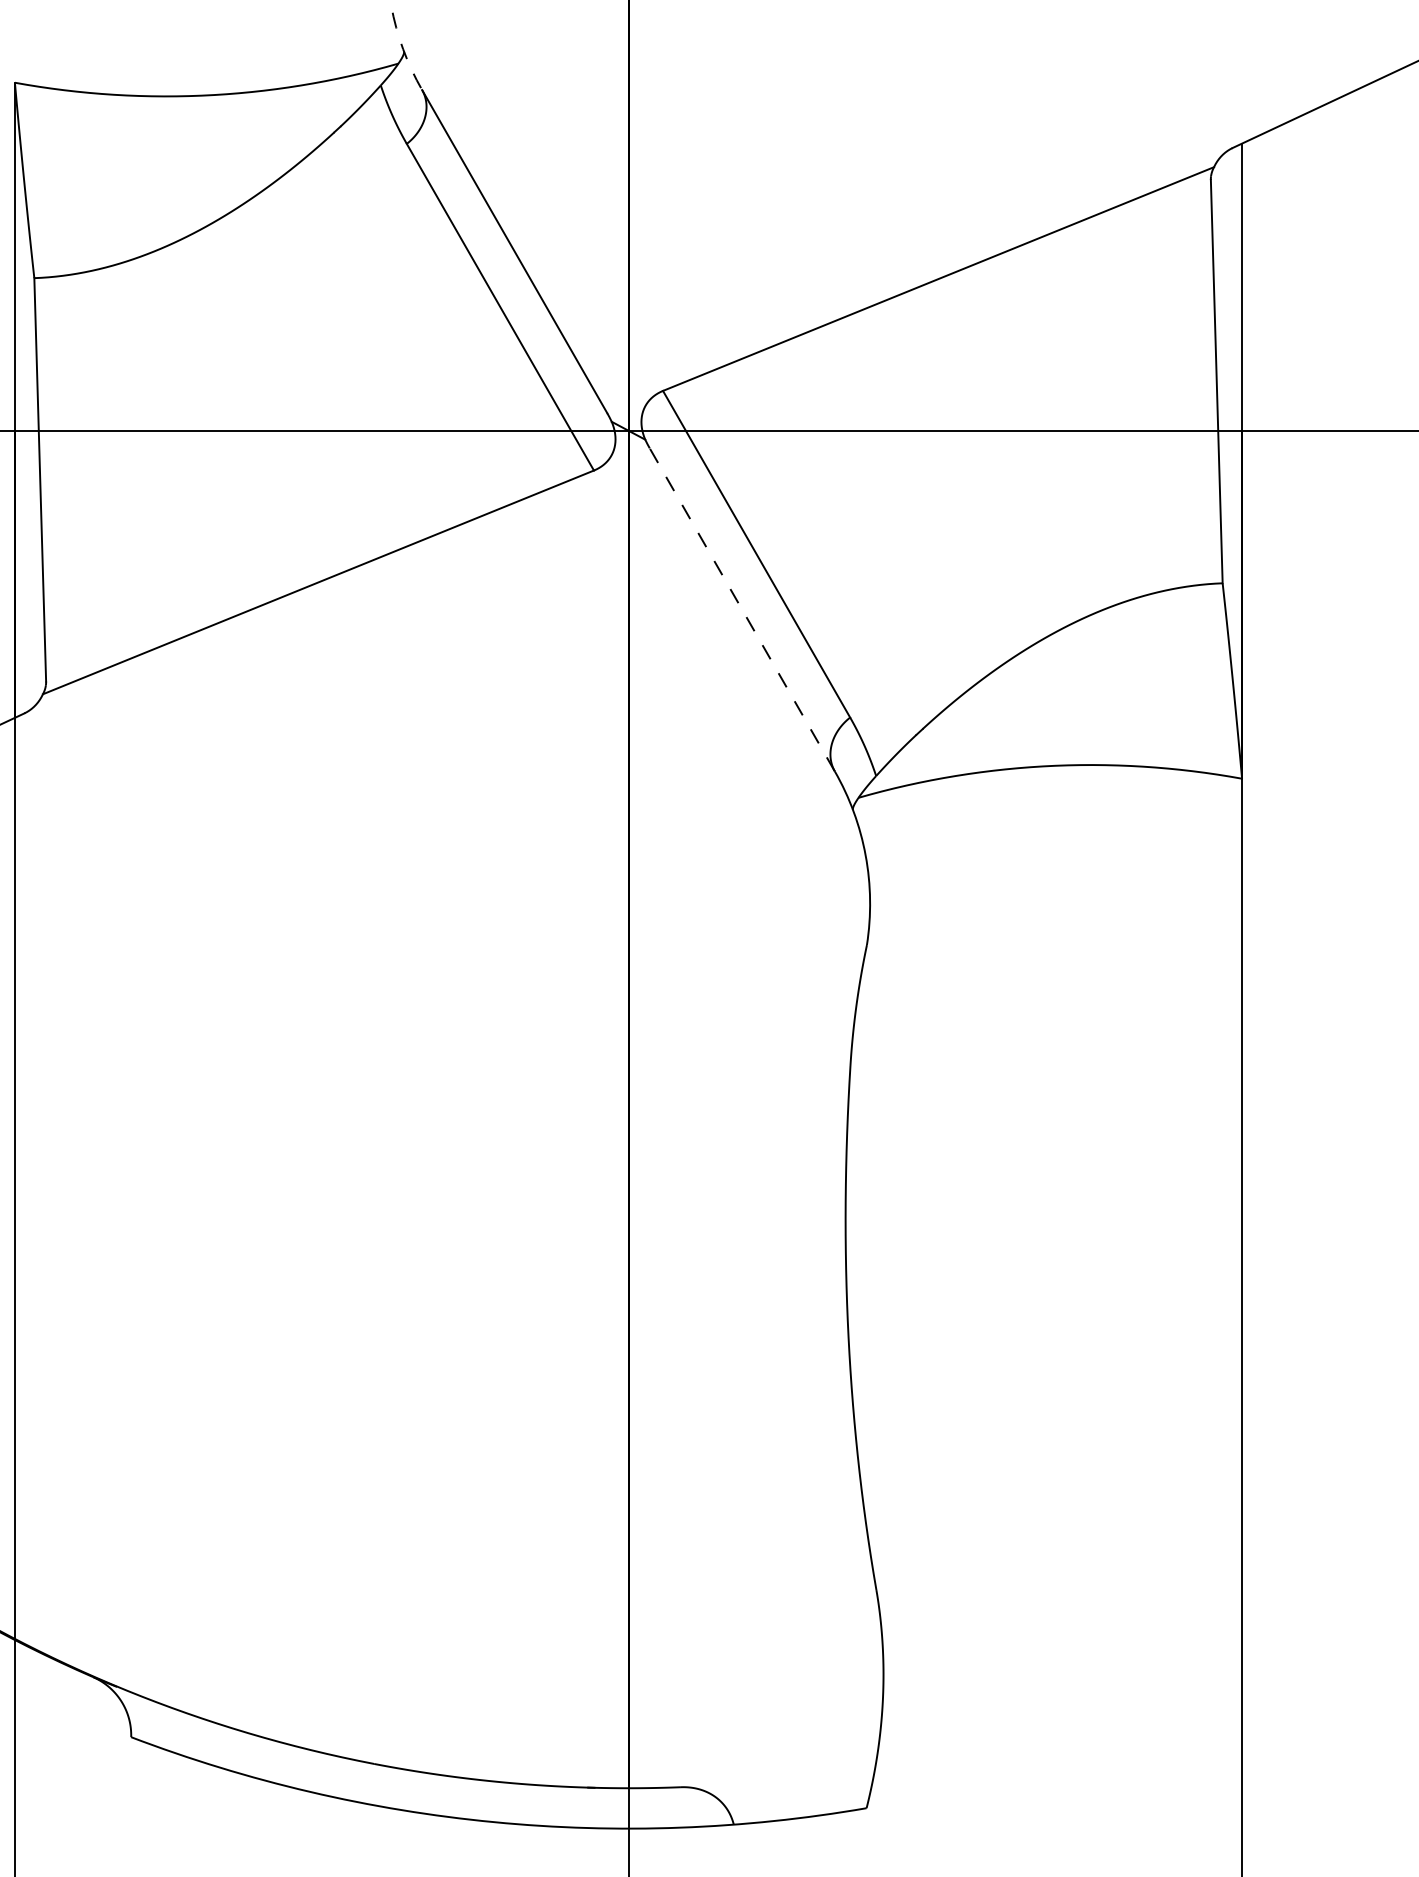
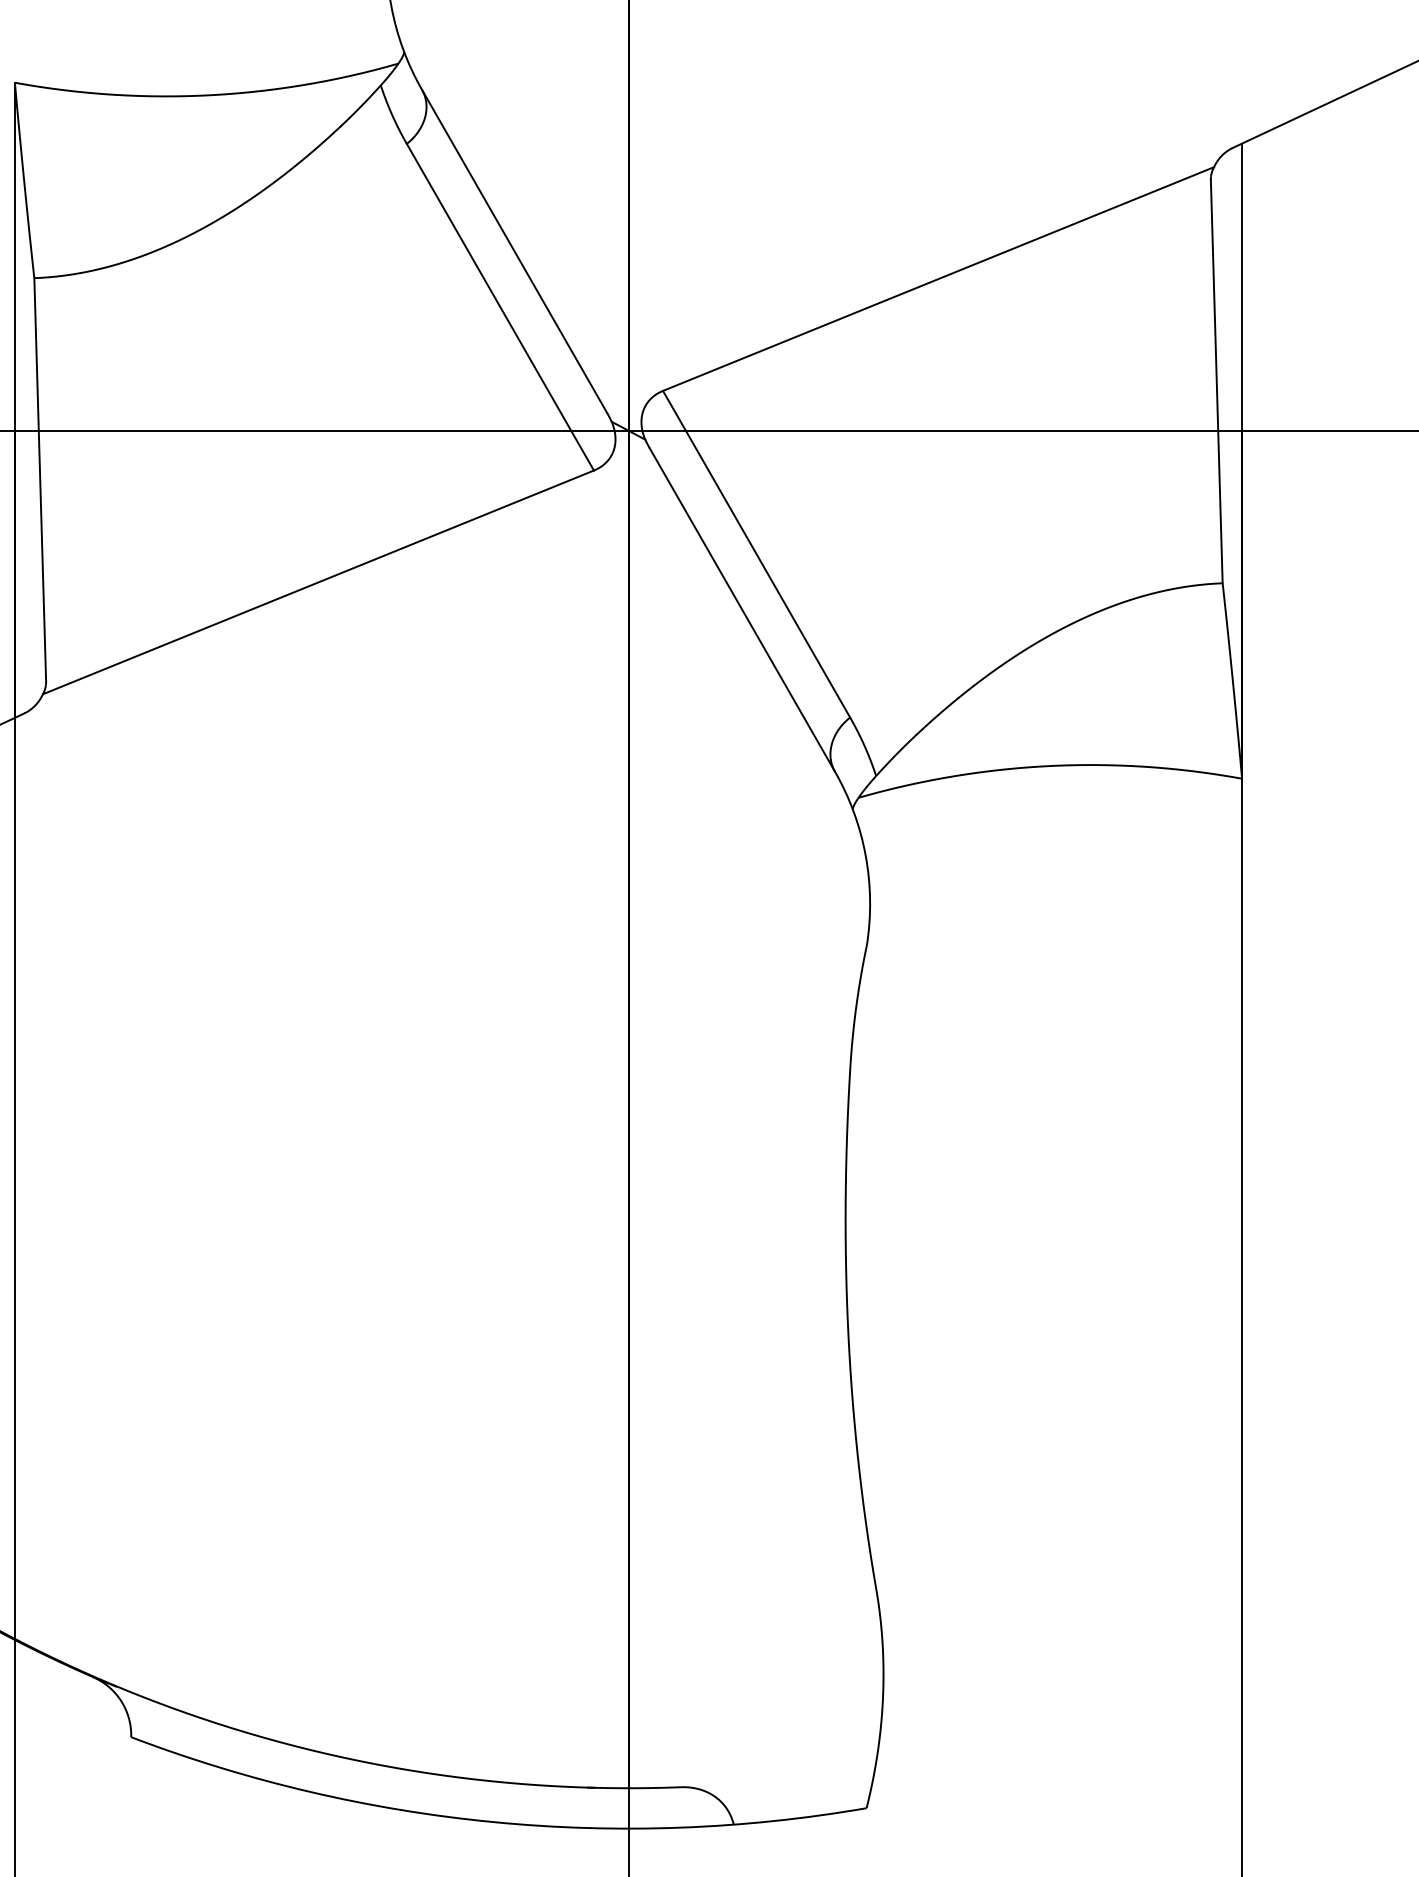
arc: dashed -> solid (402, 47)
line: dashed -> solid (742, 609)
